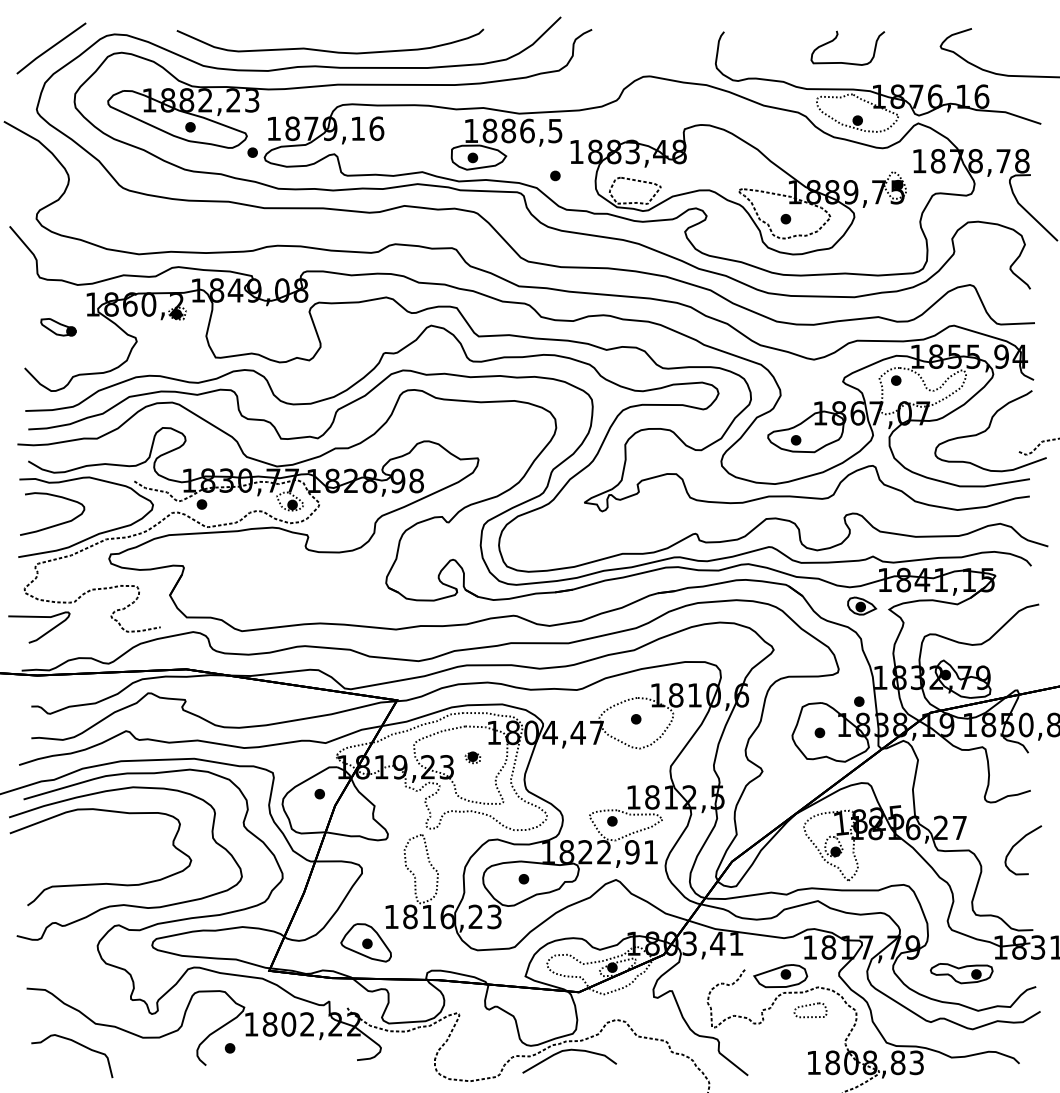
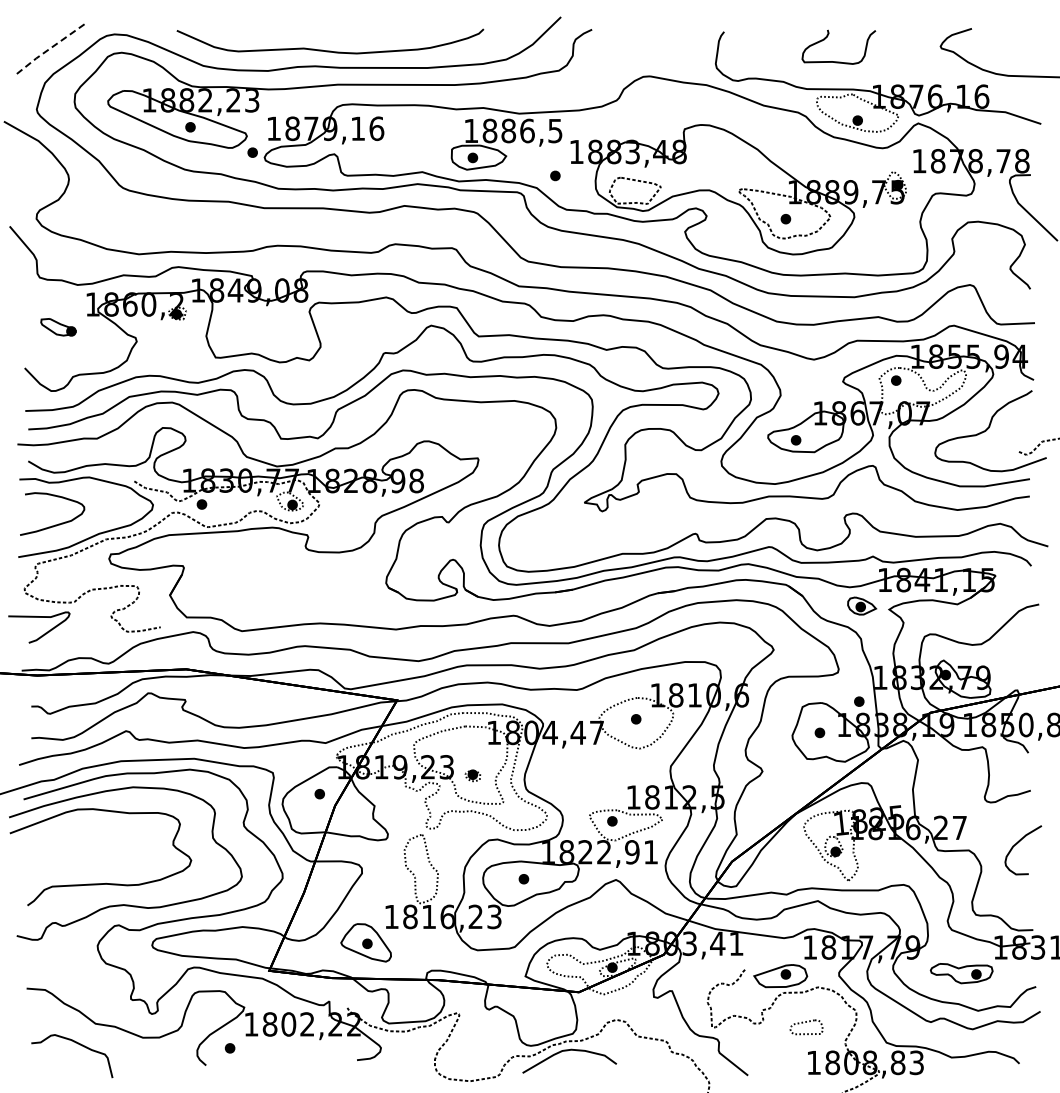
curve position: (837, 37) -> (828, 36) (828, 36)
line: solid -> dashed (50, 48)
part position: (472, 757) -> (472, 775) (472, 775)
part position: (810, 1010) -> (806, 1027) (806, 1027)
